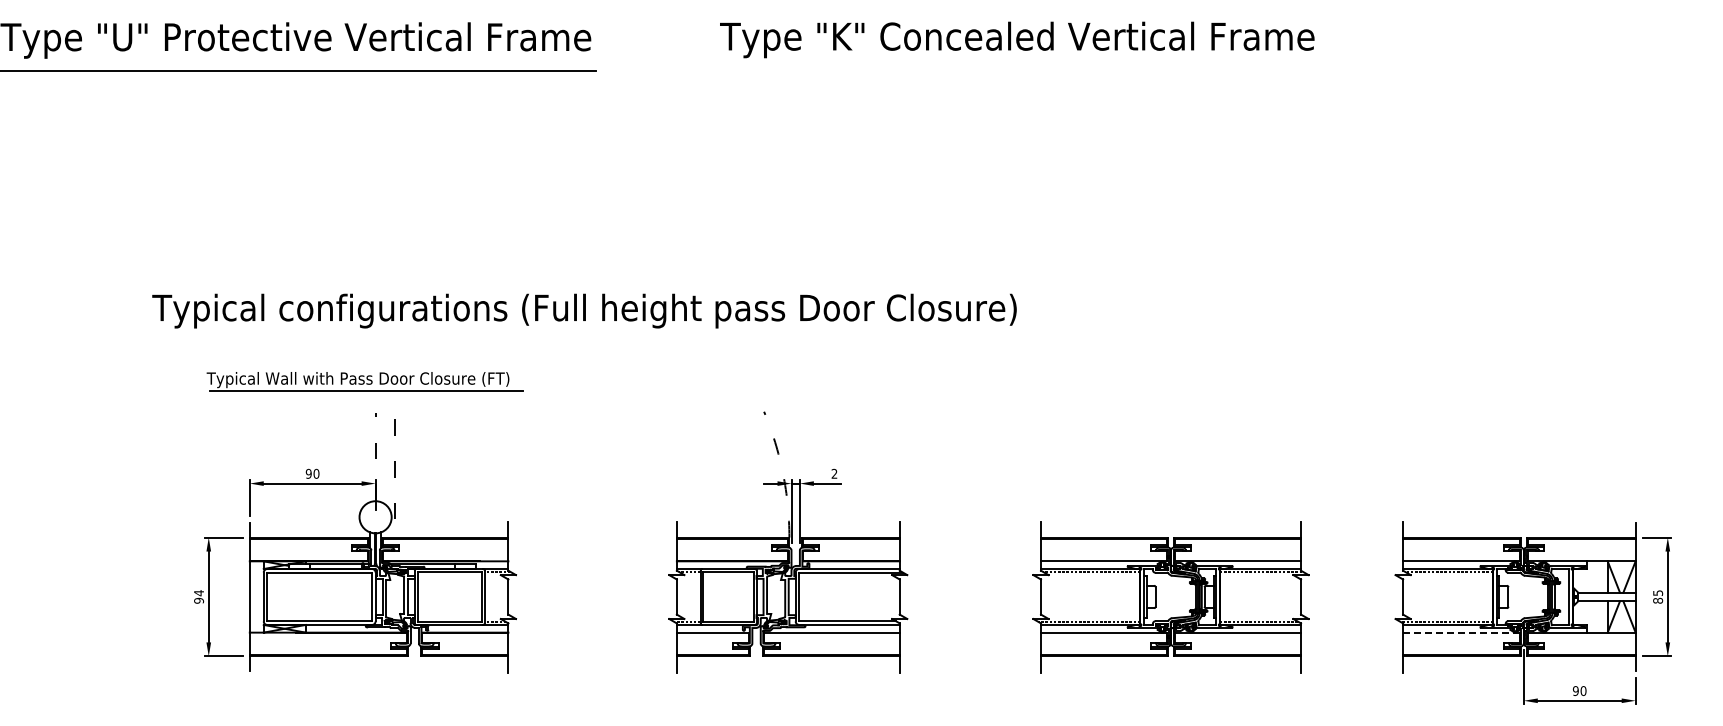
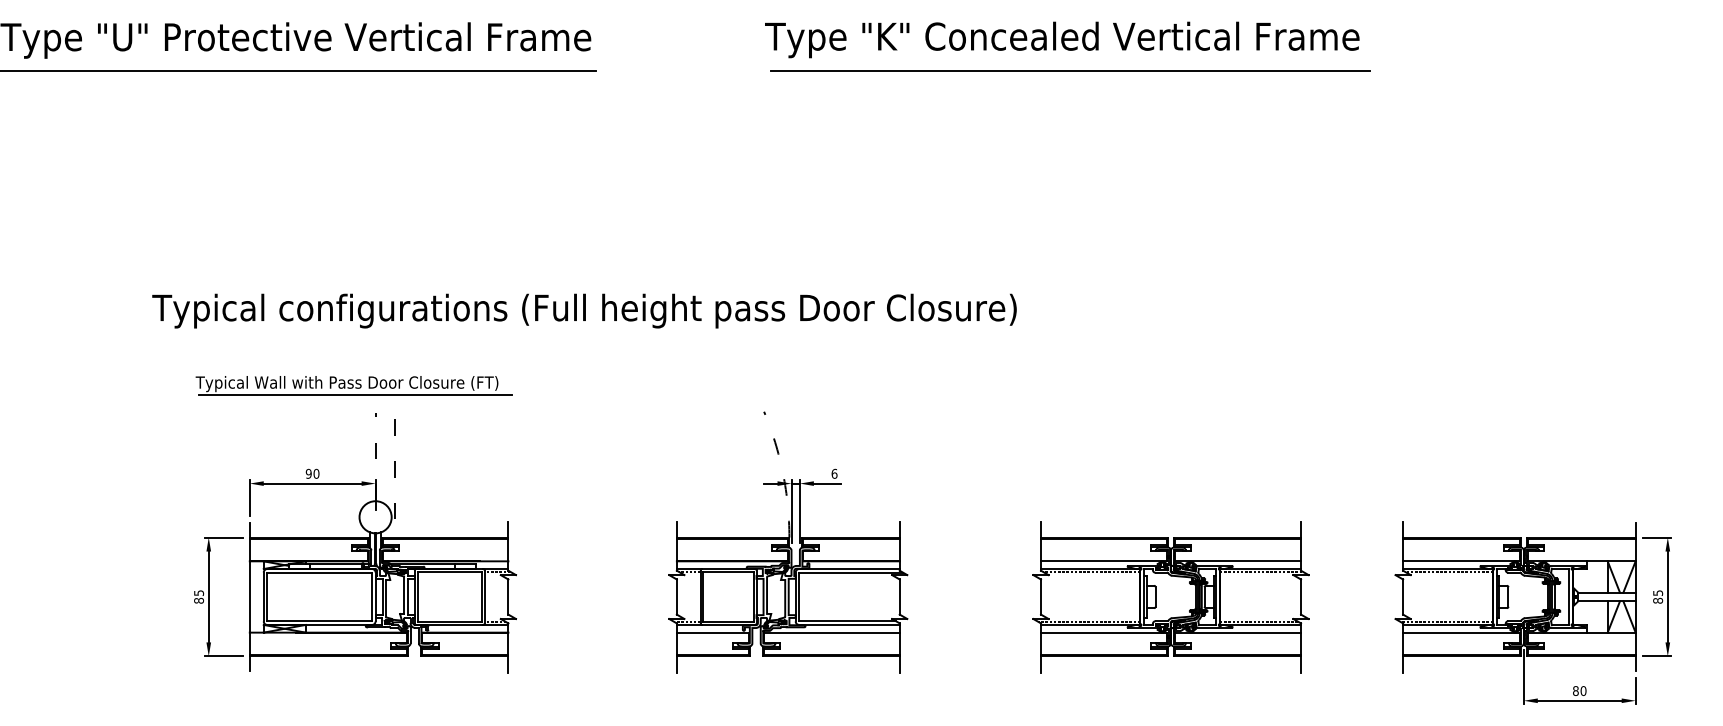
text position: (1017, 39) -> (1062, 39) (1062, 39)
line: none -> present (1070, 70)
part position: (364, 381) -> (353, 385) (353, 385)
text: 2 -> 6 (834, 473)
text: 94 -> 85 (199, 596)
line: dashed -> solid (1460, 632)
text: 90 -> 80 (1575, 690)
